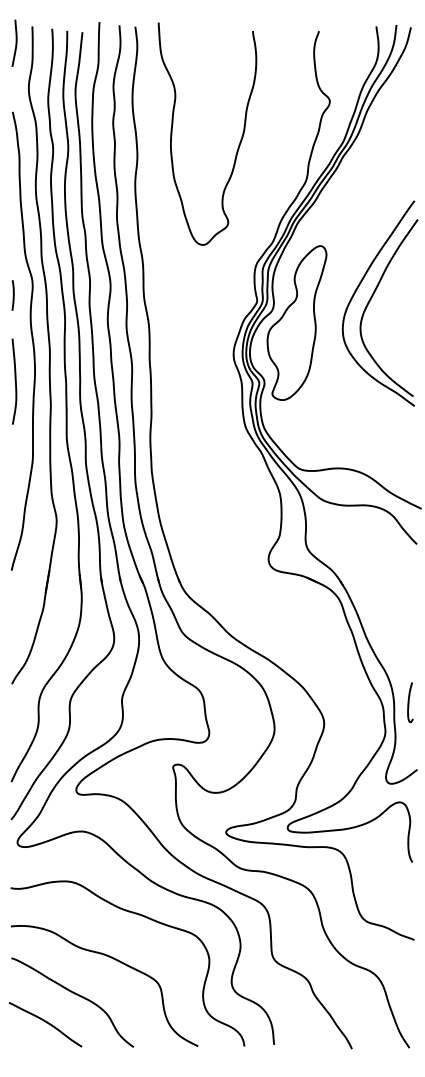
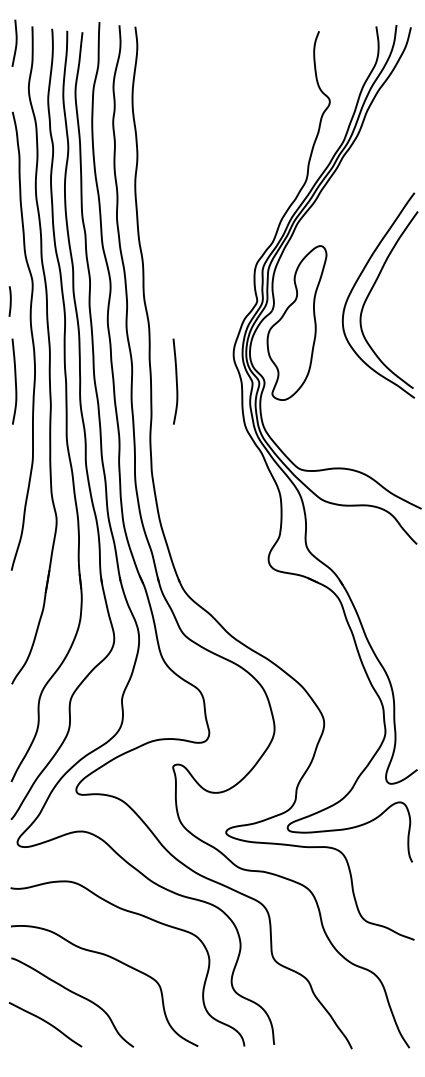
curve: present -> none (238, 144)
line position: (12, 295) -> (9, 301) (9, 301)
part position: (371, 299) -> (371, 291) (371, 291)
curve: none -> present (175, 381)
curve: present -> none (409, 702)
